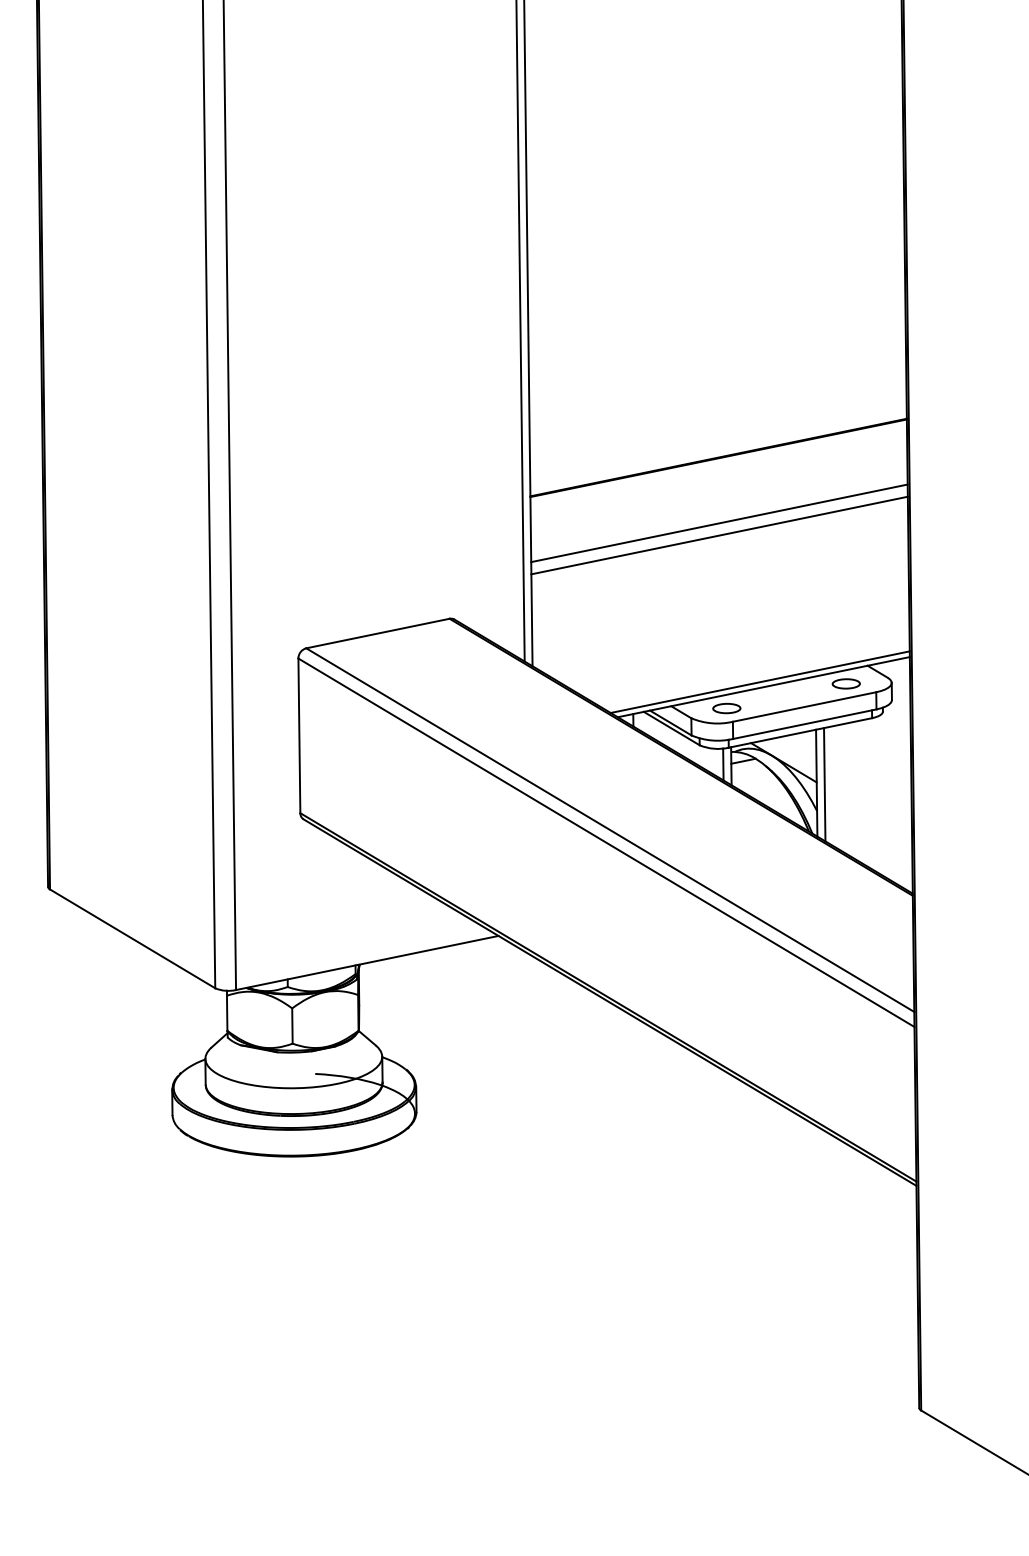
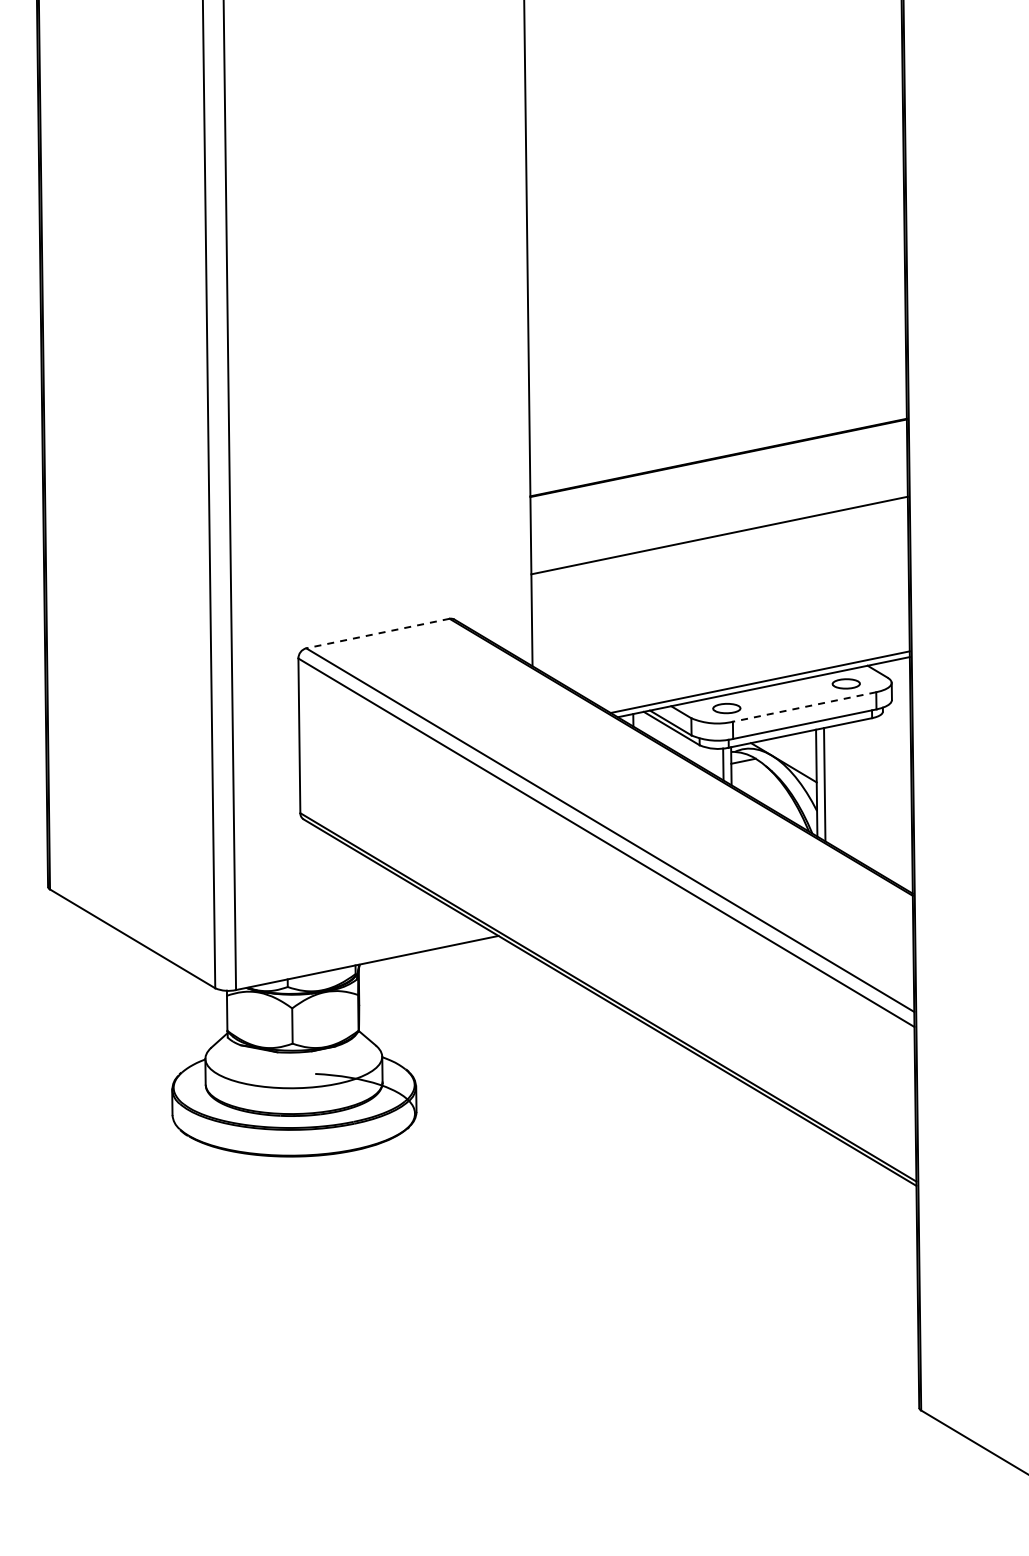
line: present -> none (520, 331)
line: present -> none (719, 523)
line: solid -> dashed (377, 633)
line: solid -> dashed (804, 707)
